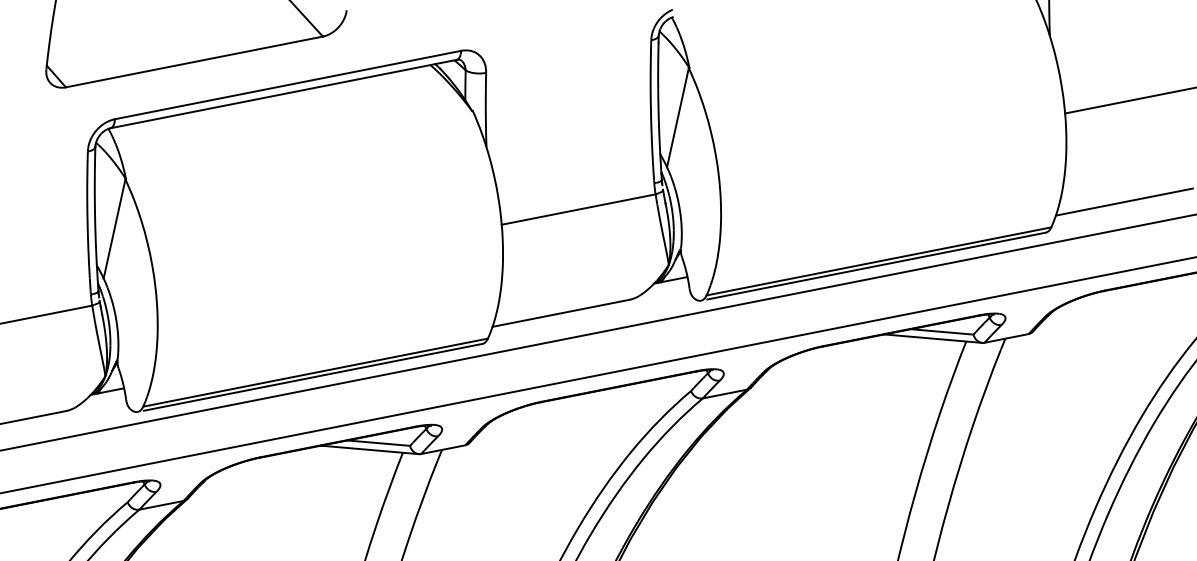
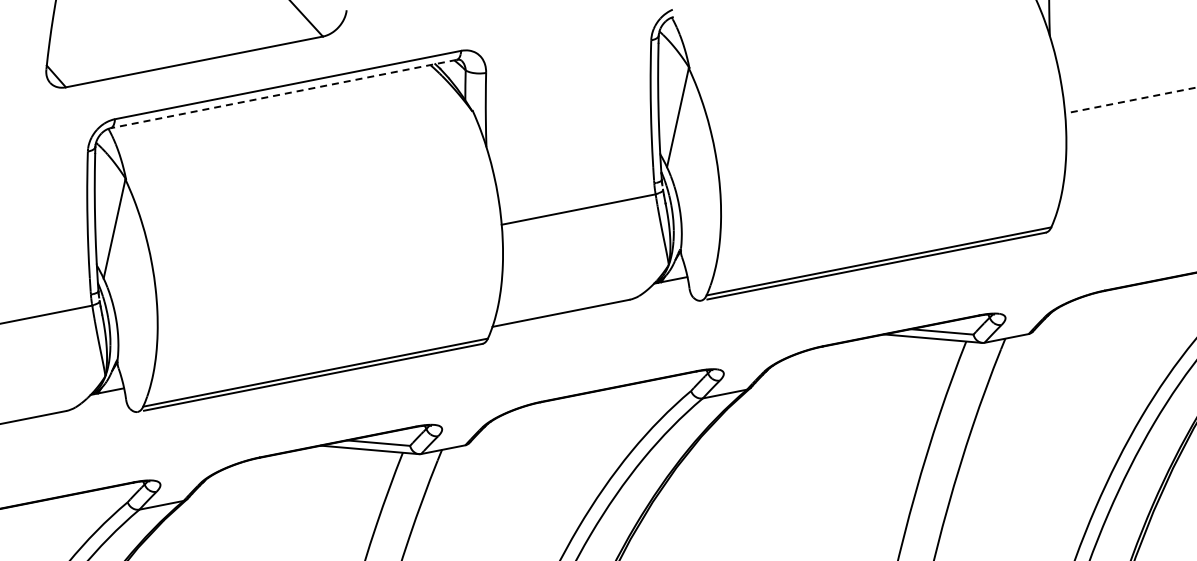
line: solid -> dashed (282, 94)
line: solid -> dashed (1130, 100)
line: present -> none (1123, 201)
line: present -> none (597, 332)
line: present -> none (597, 374)
